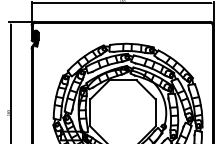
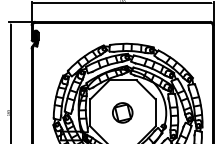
part: none -> present (122, 112)
